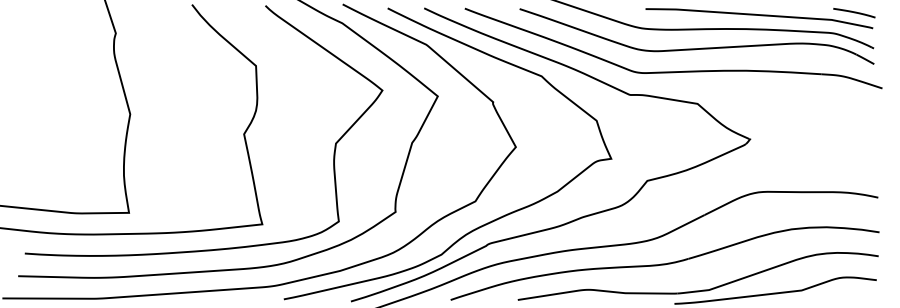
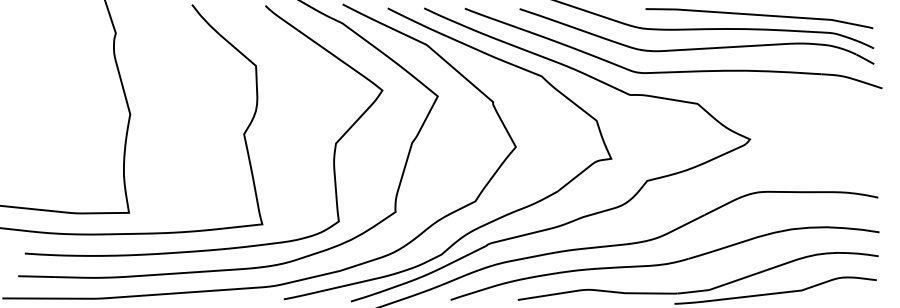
line: present -> none (854, 13)
